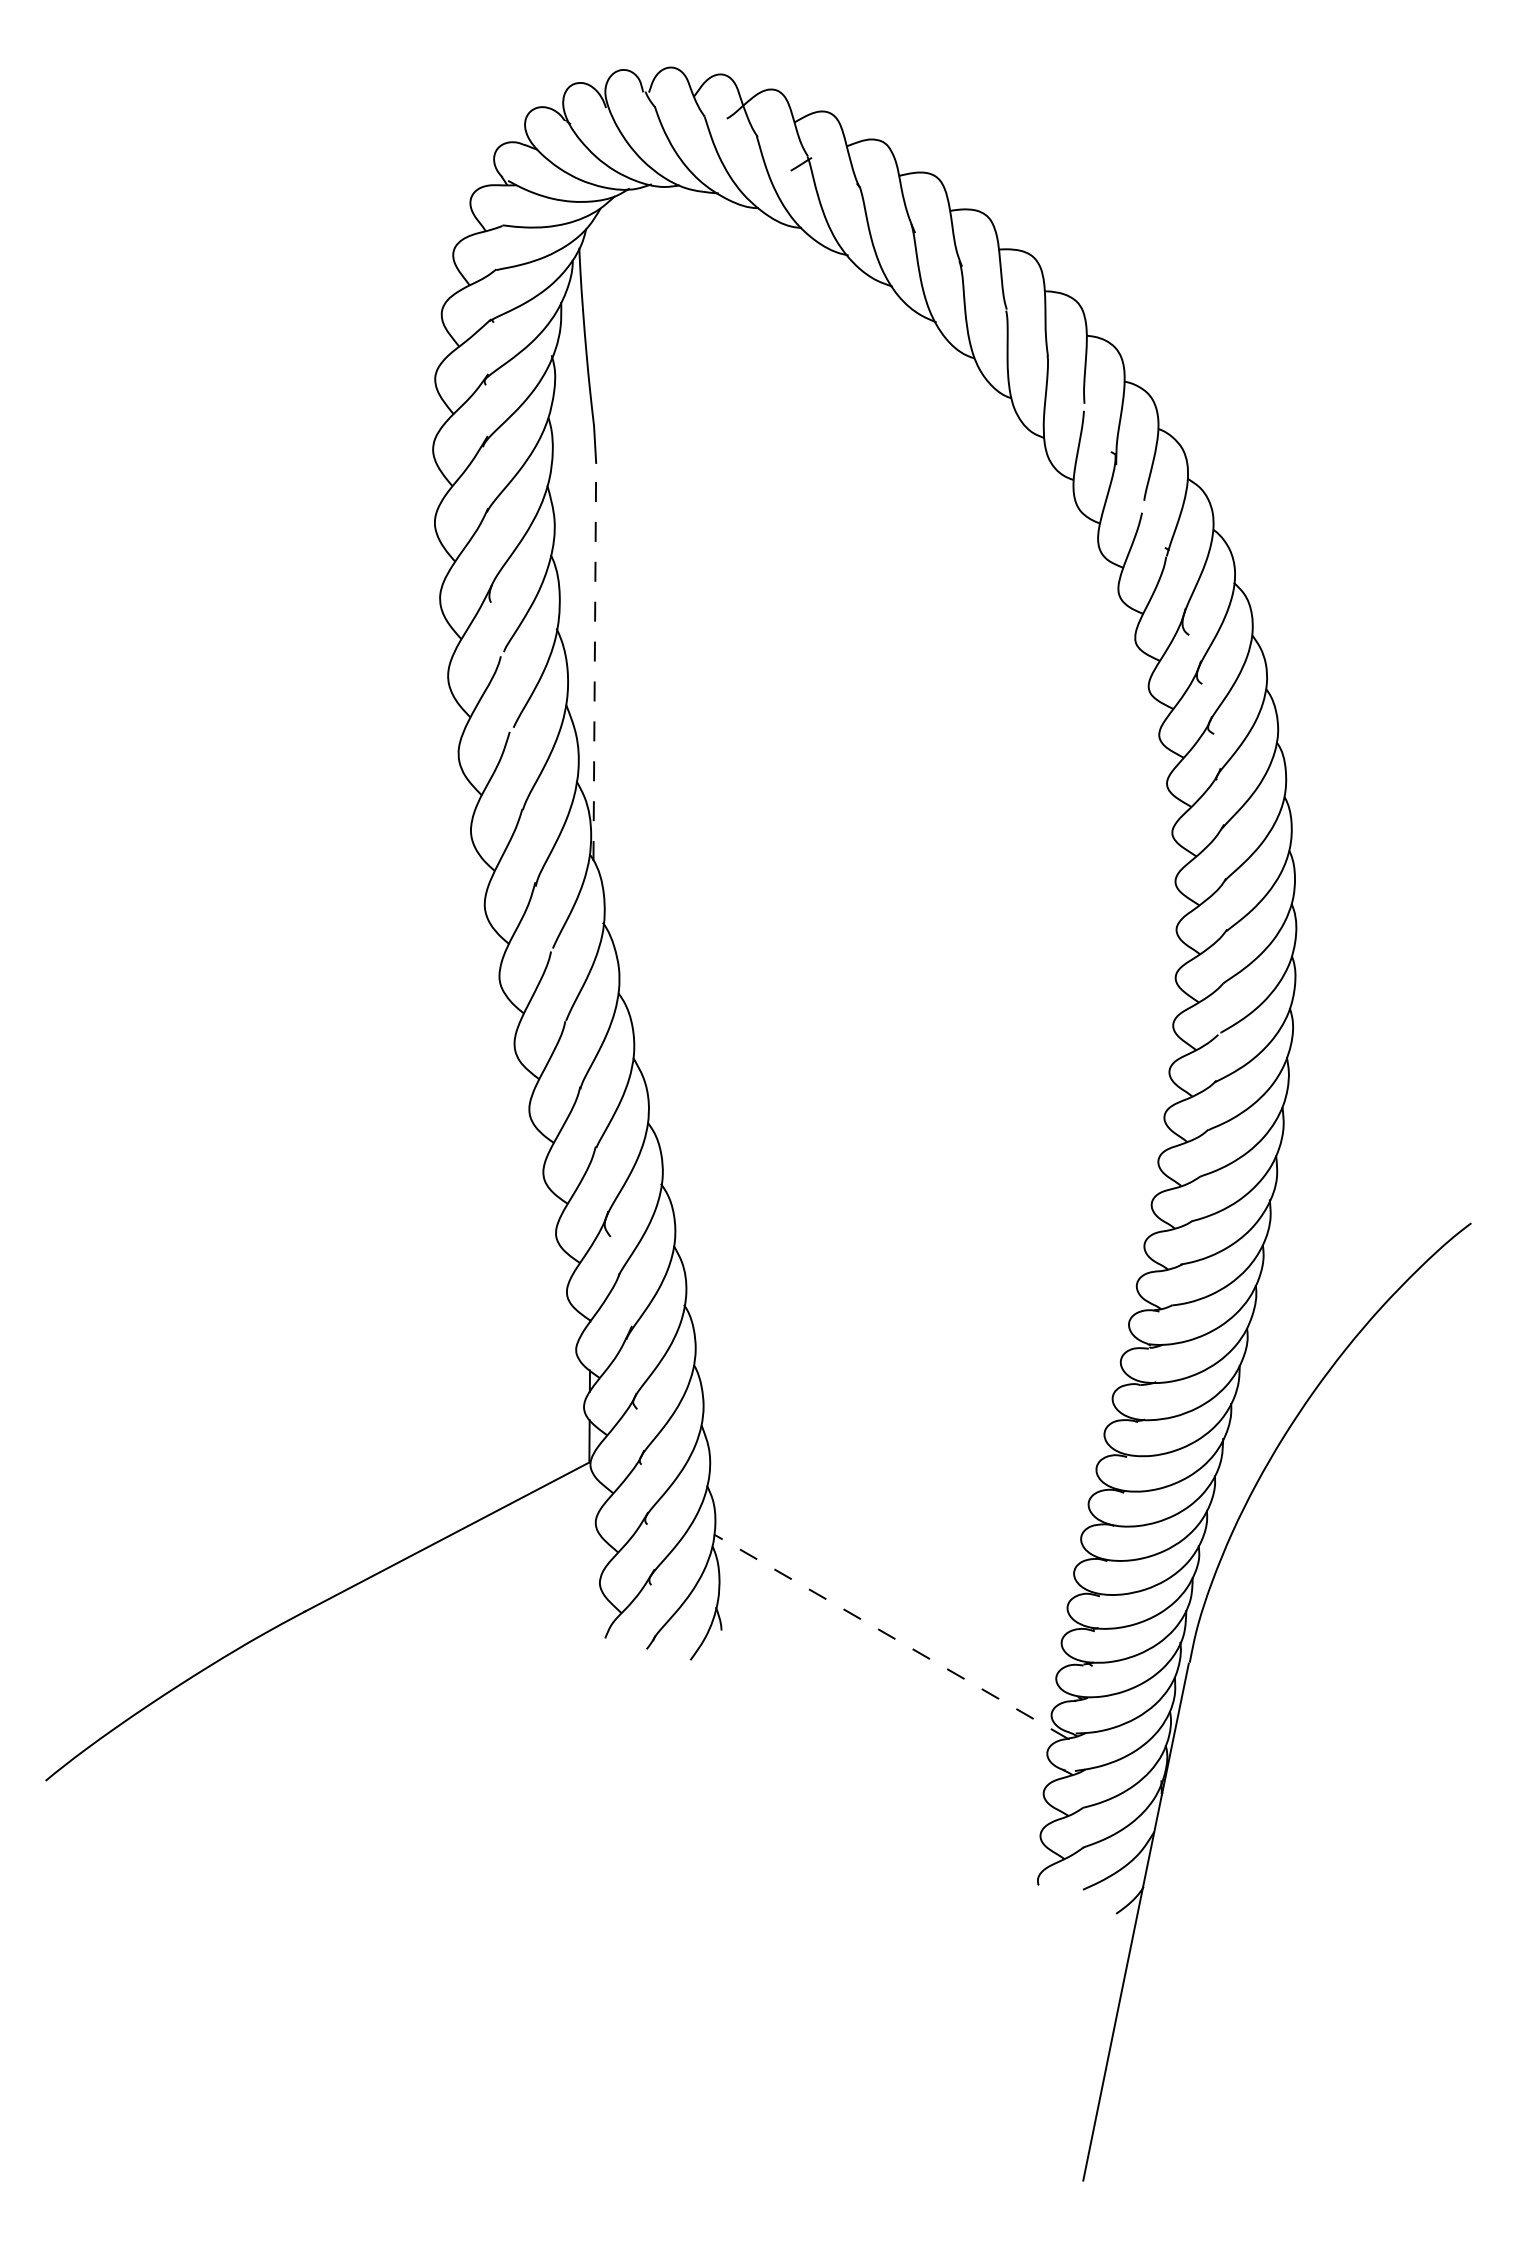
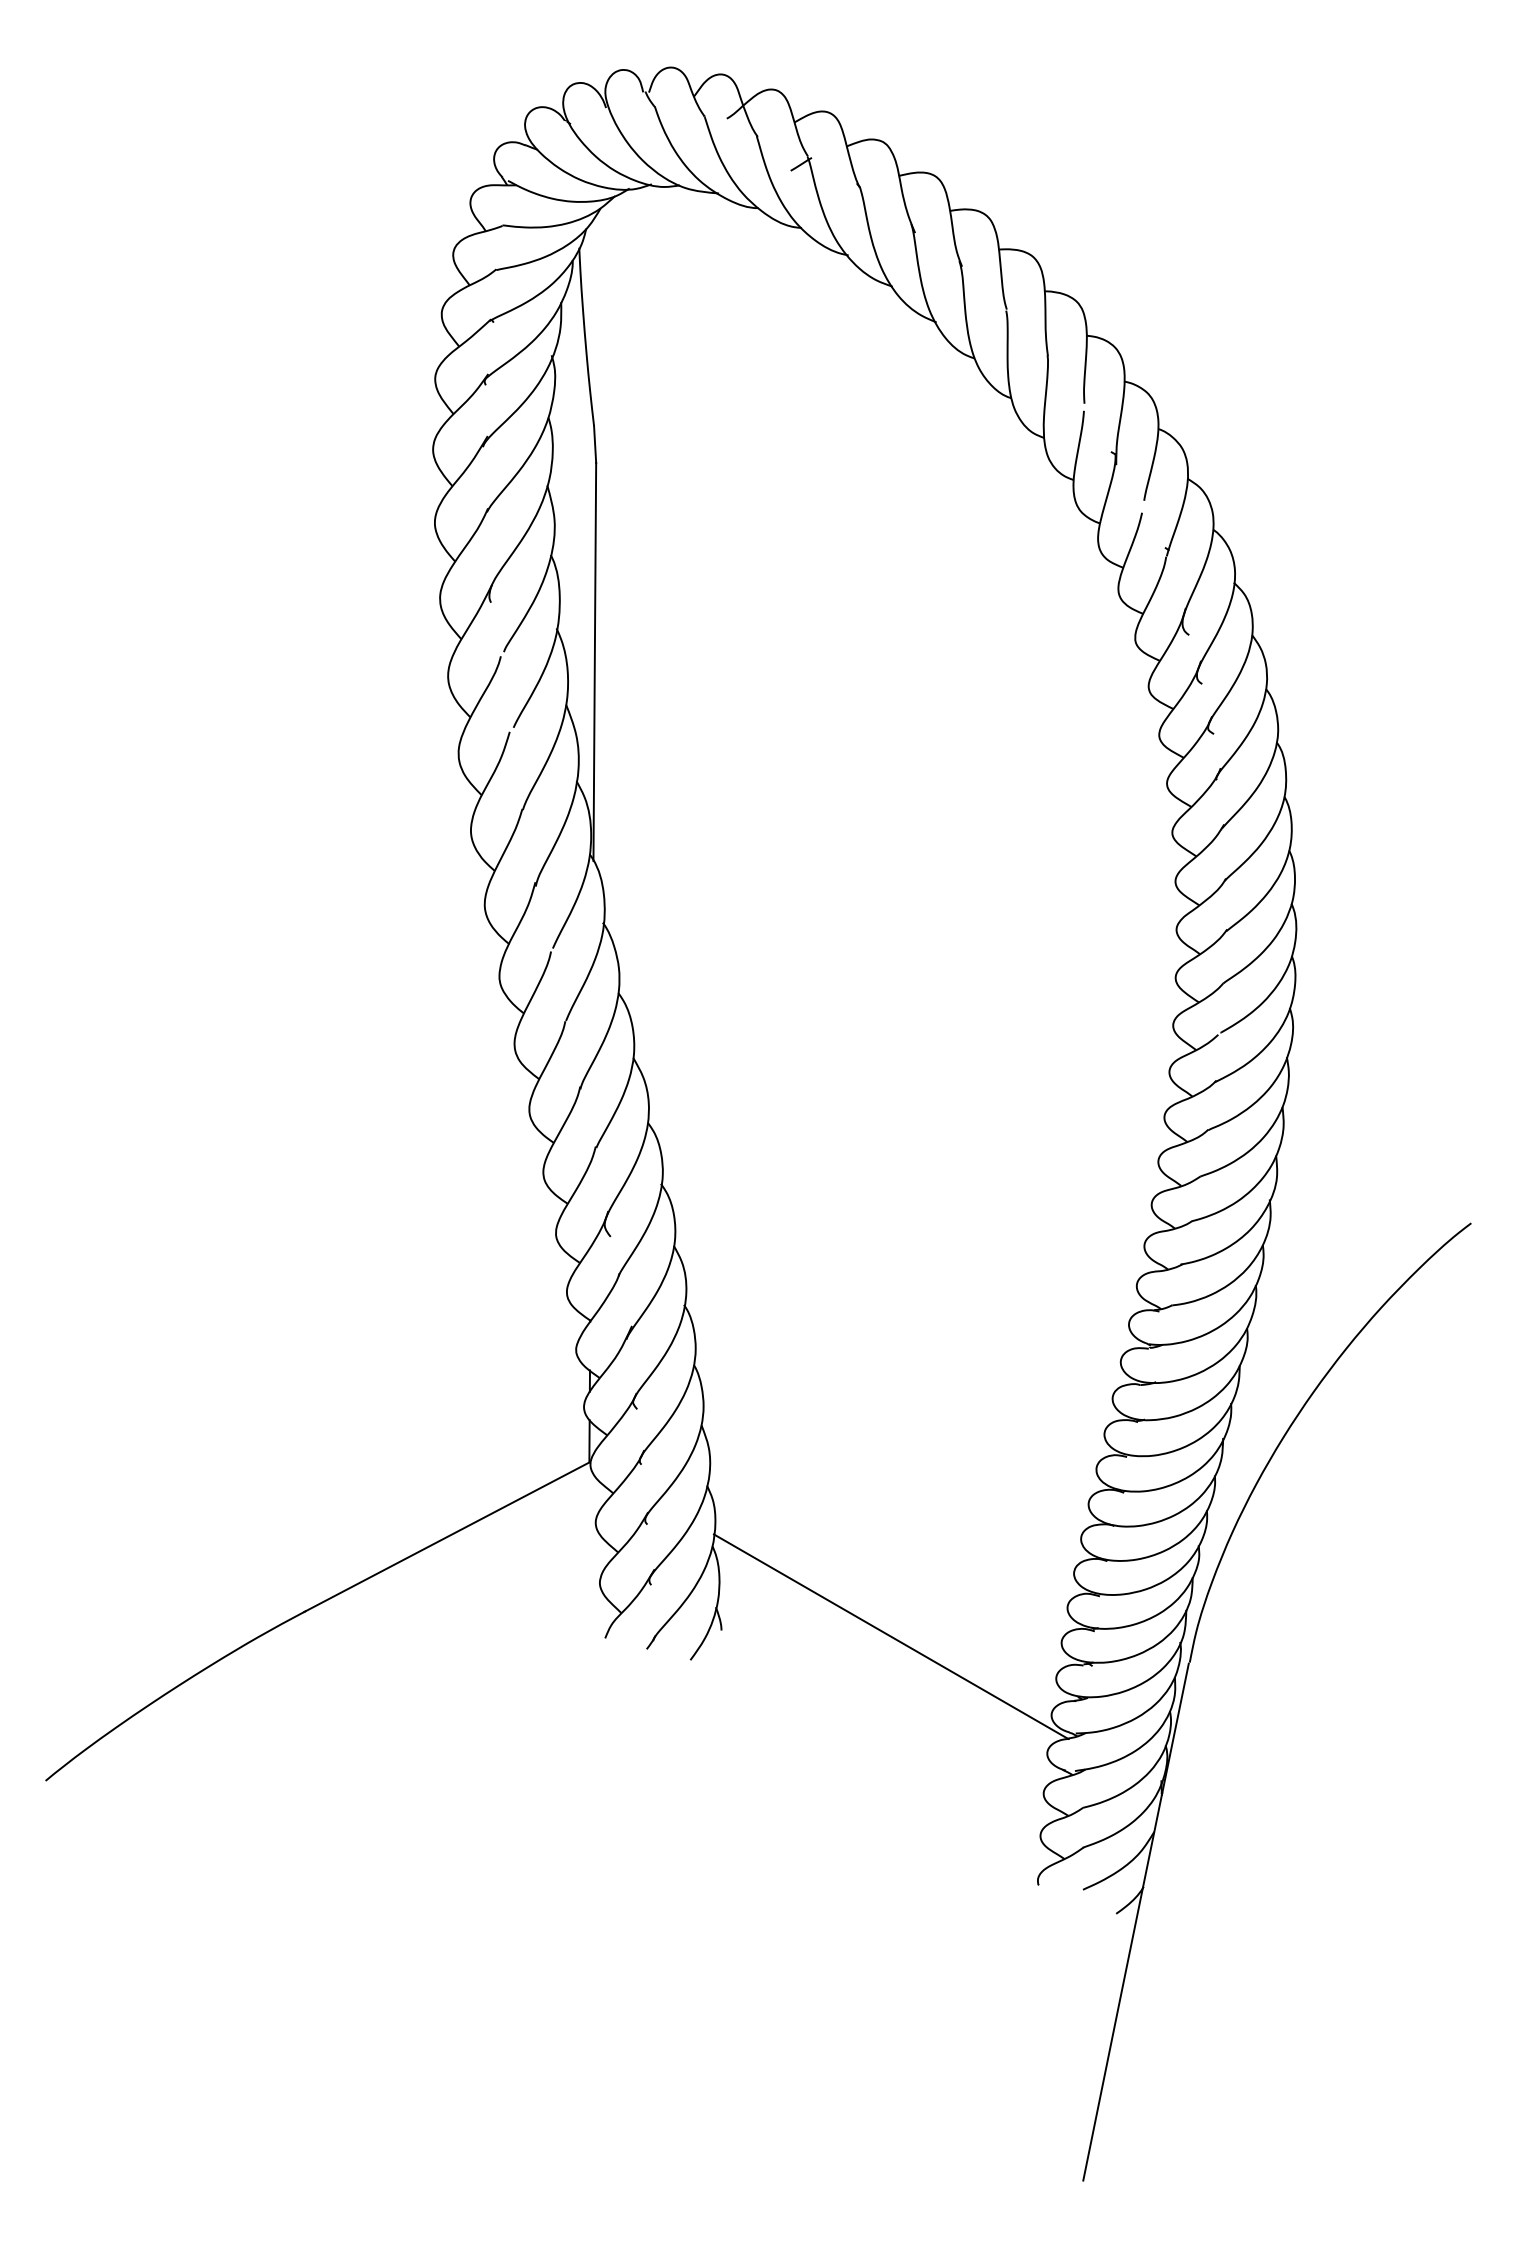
line: dashed -> solid (594, 661)
line: dashed -> solid (891, 1636)
